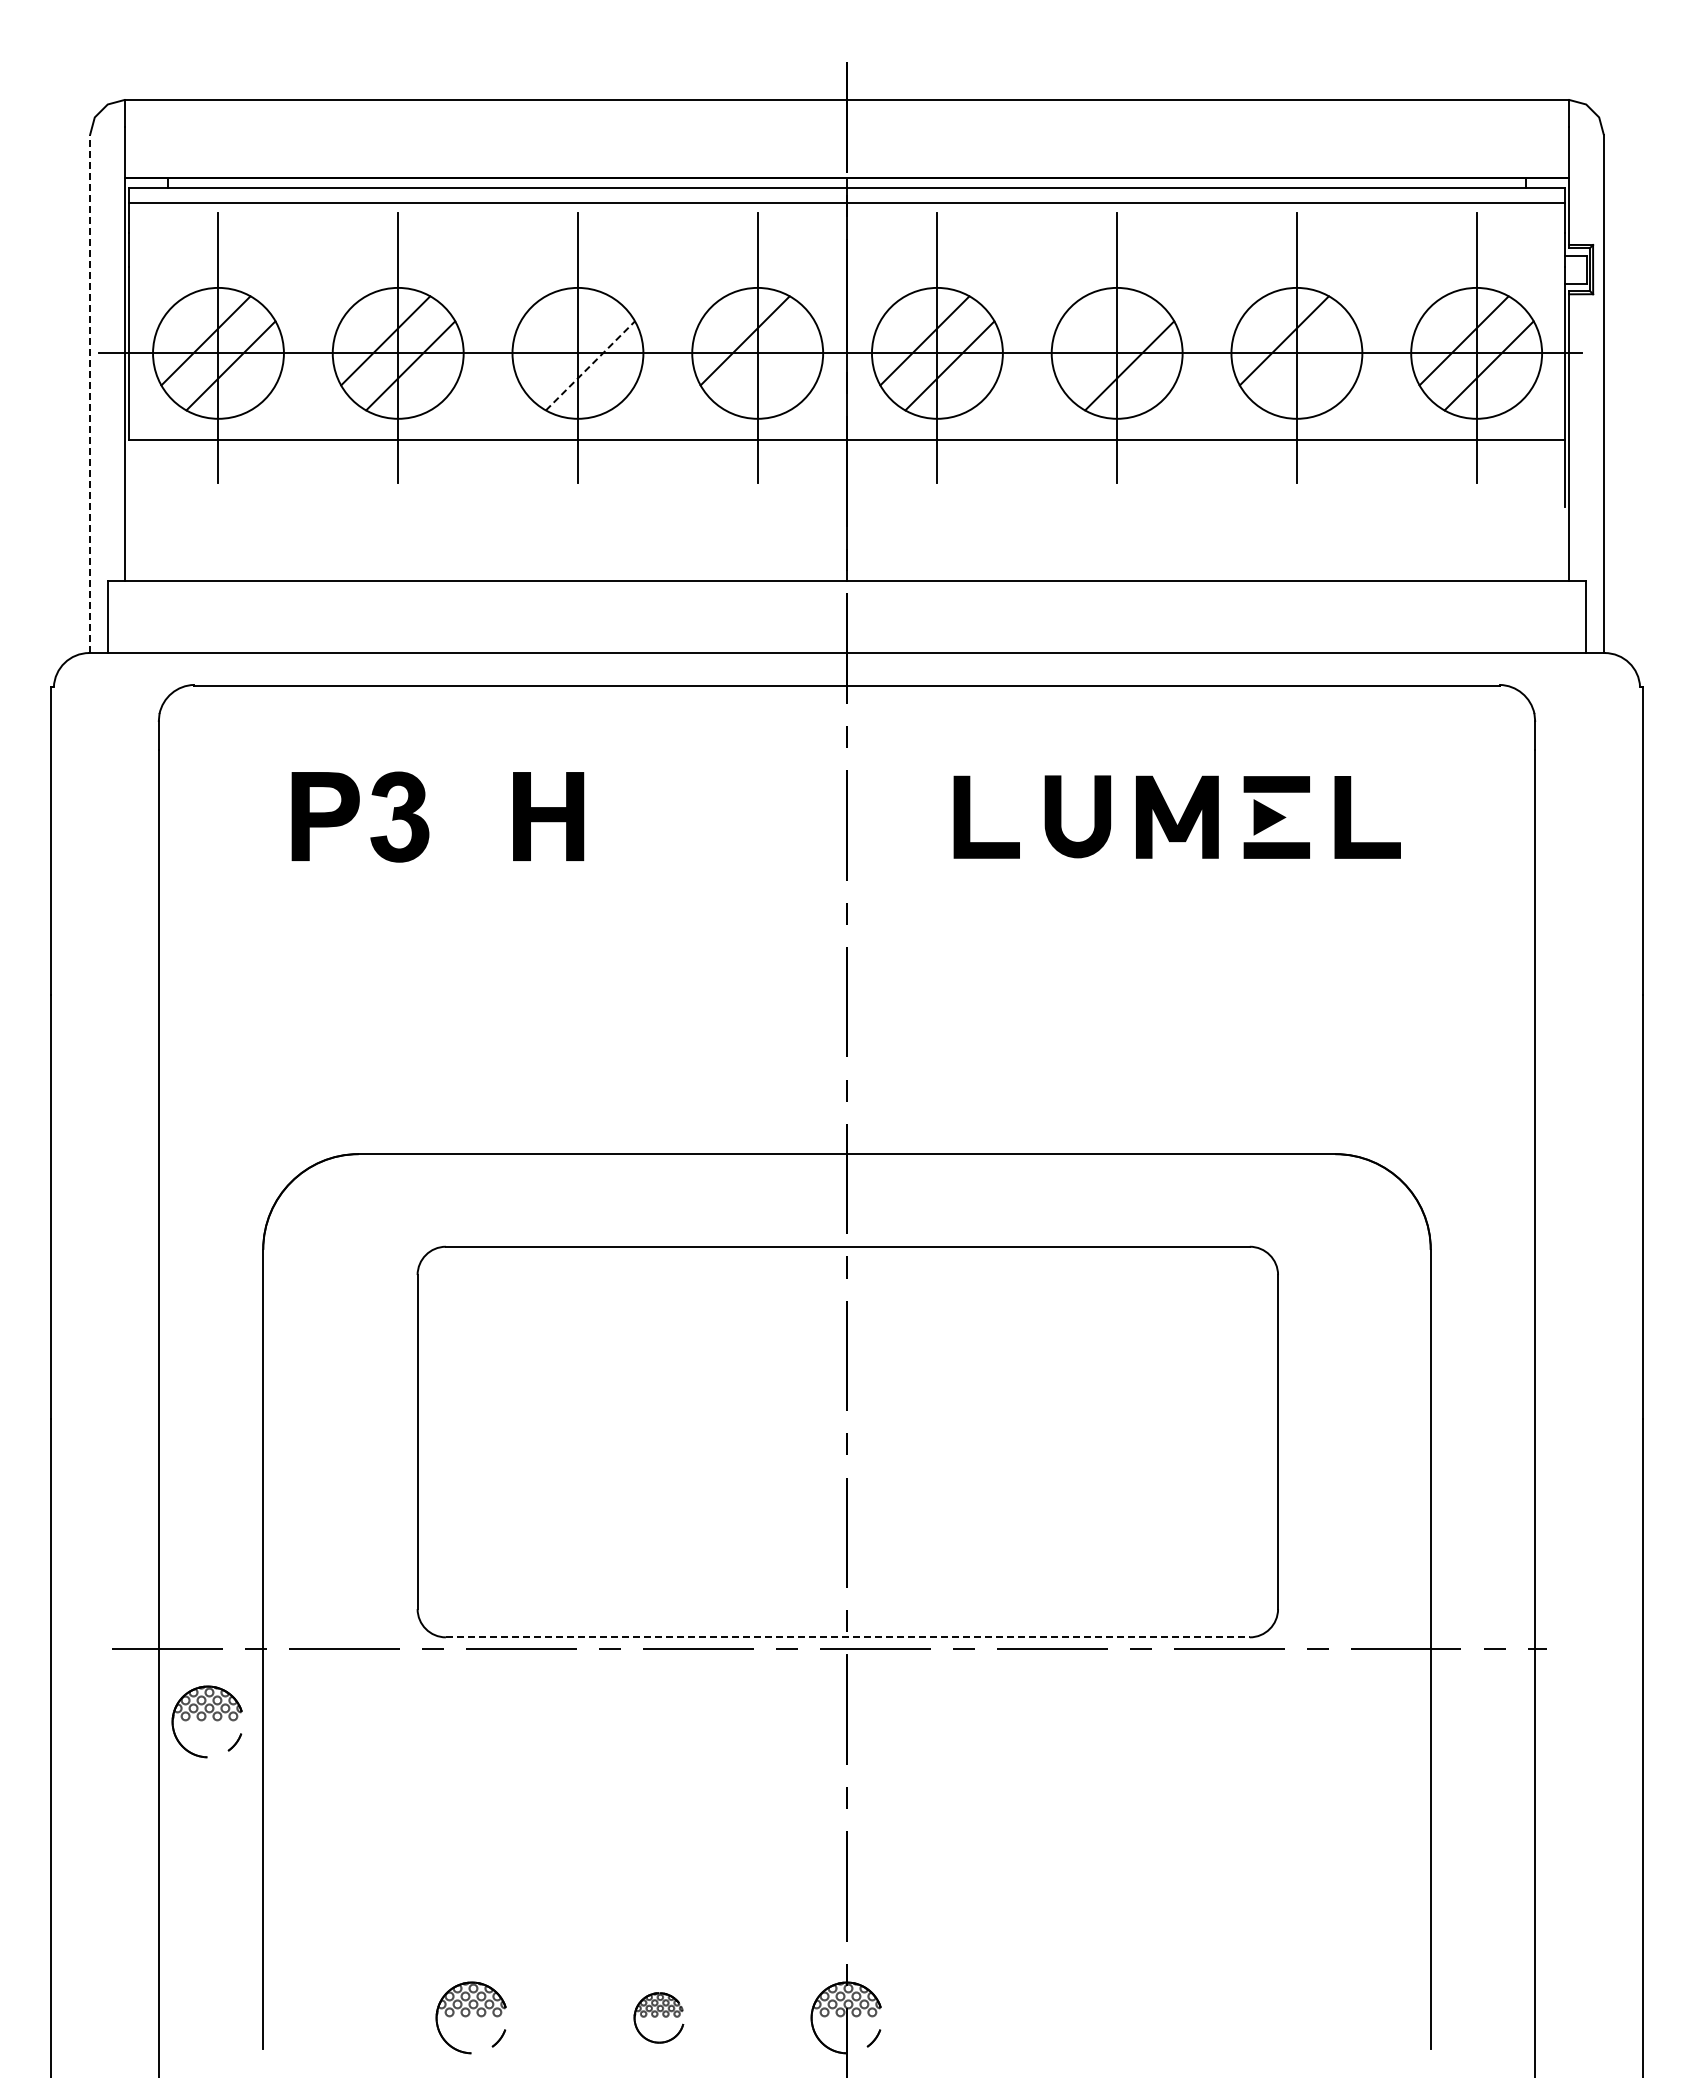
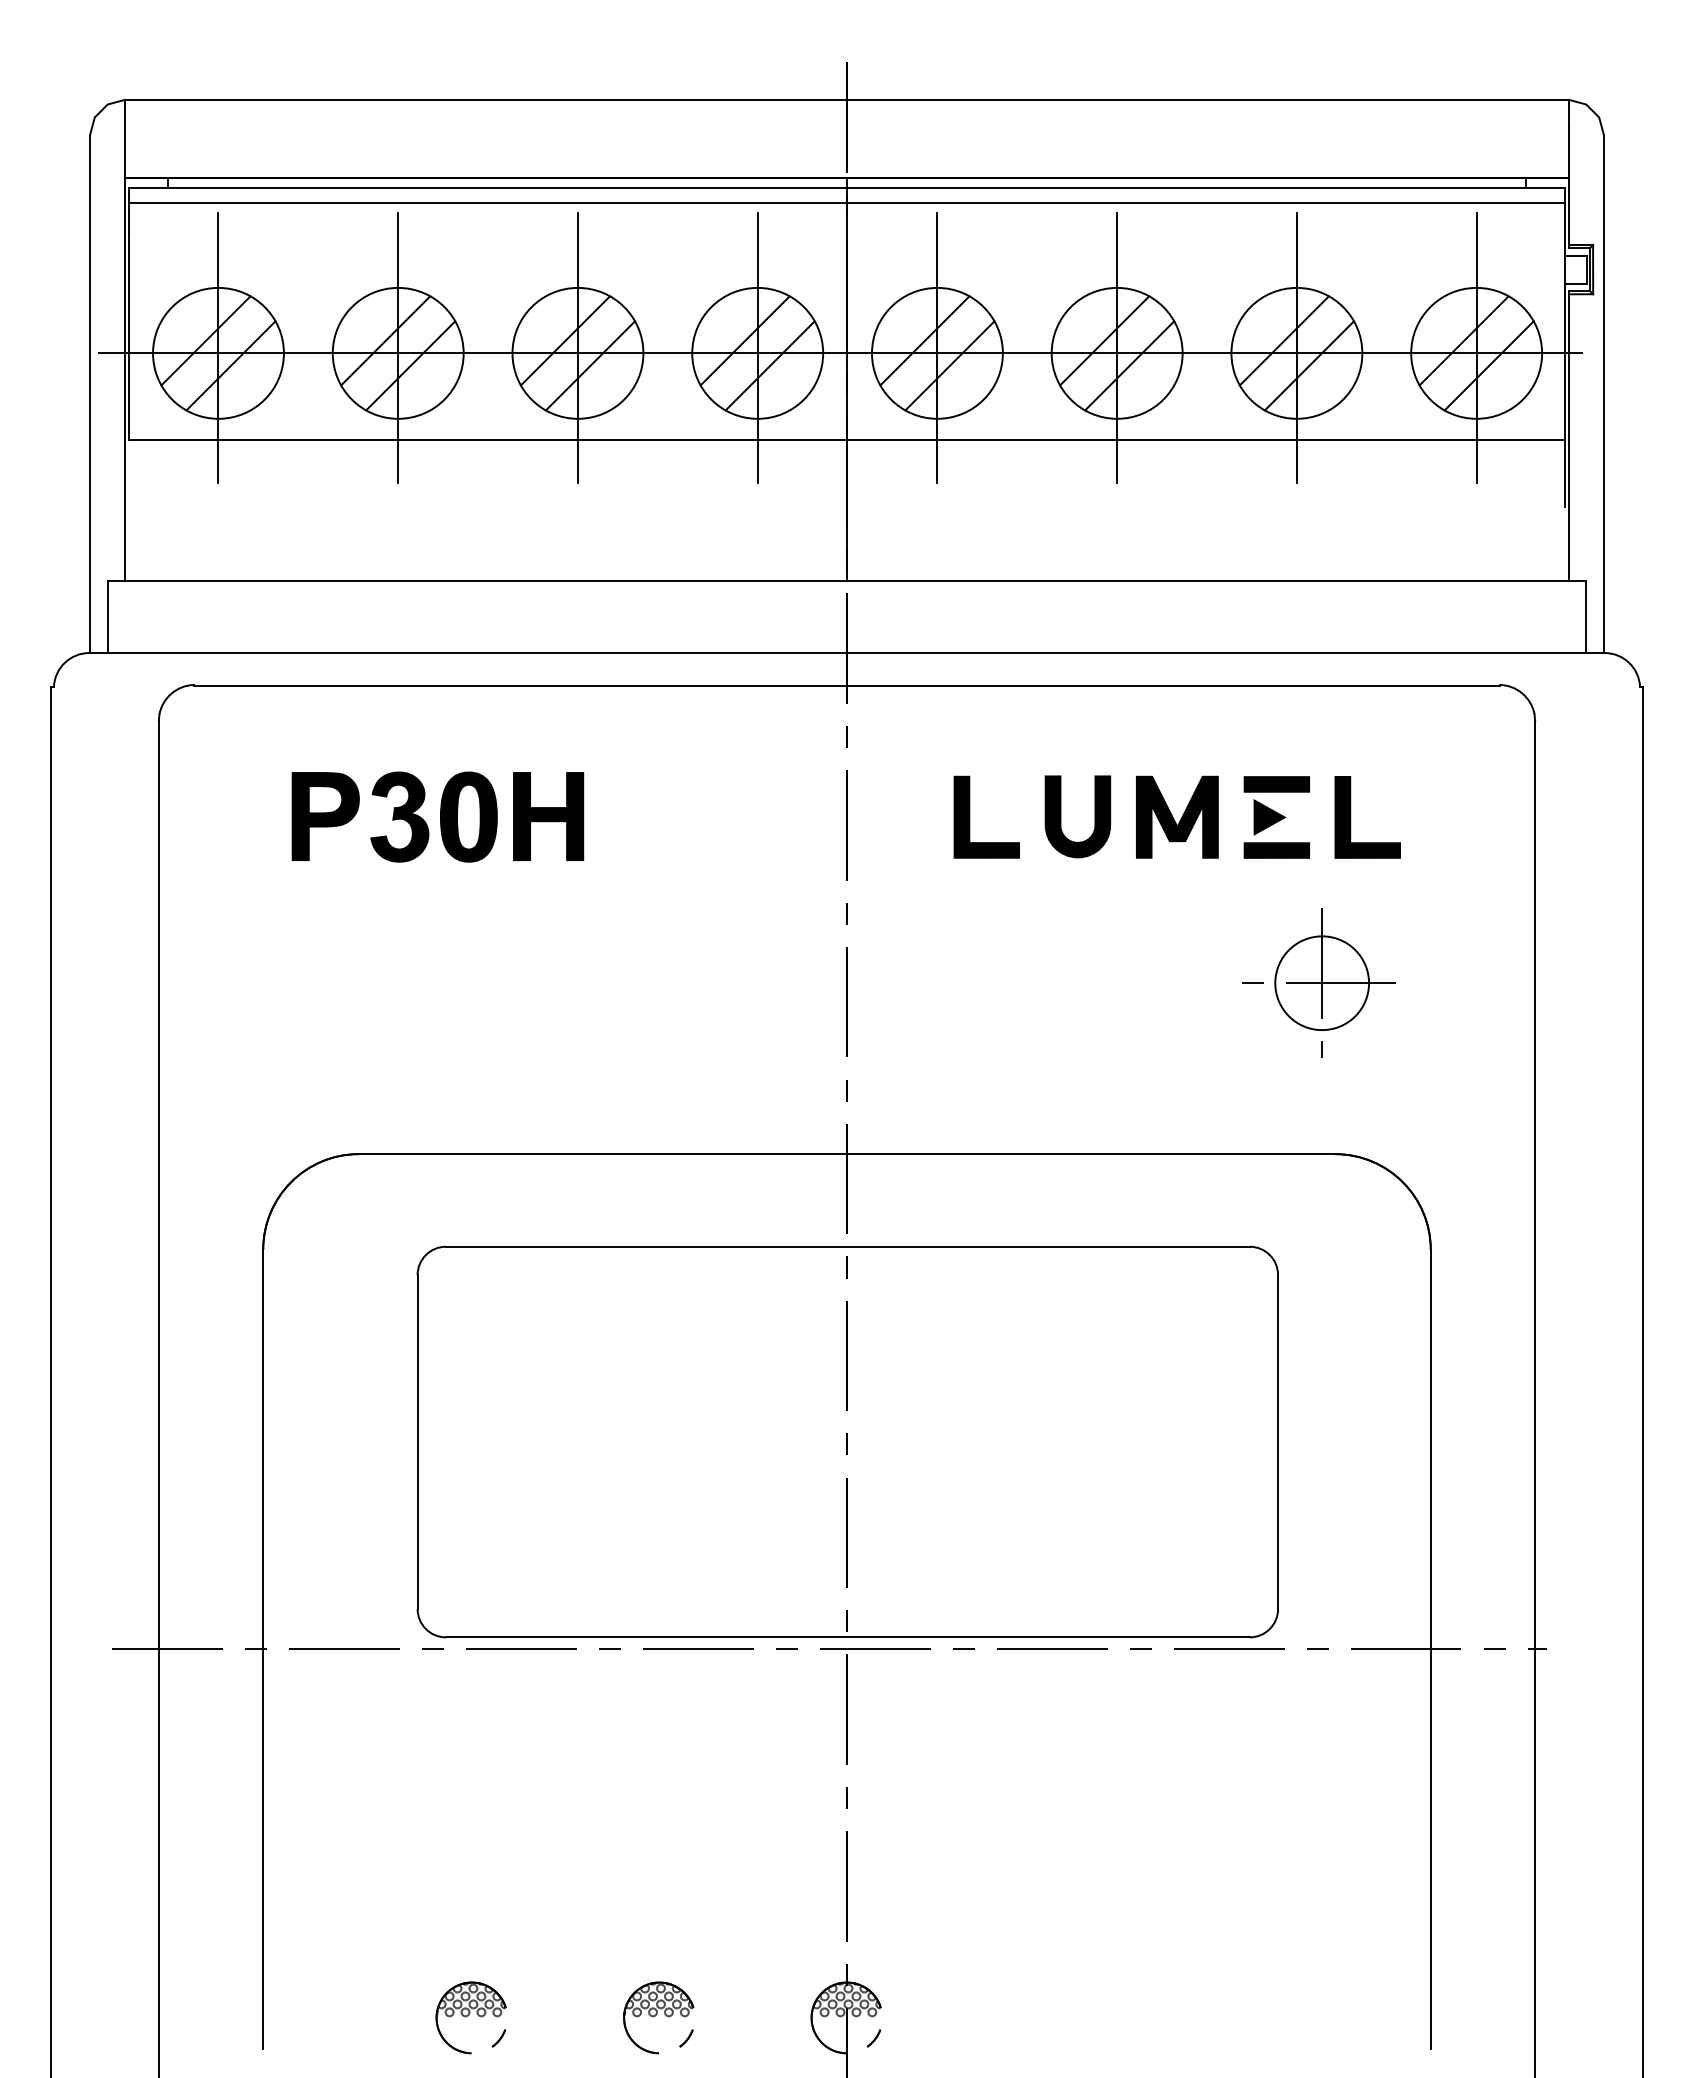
line: none -> present (565, 340)
line: none -> present (1104, 340)
line: dashed -> solid (590, 365)
line: none -> present (769, 365)
line: none -> present (1308, 365)
line: dashed -> solid (90, 394)
part: none -> present (468, 816)
part: none -> present (1318, 982)
line: dashed -> solid (847, 1637)
part: present -> none (206, 1721)
part size: 52x52 px -> 72x74 px (658, 2017)
